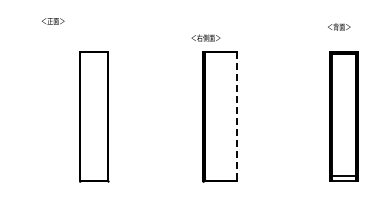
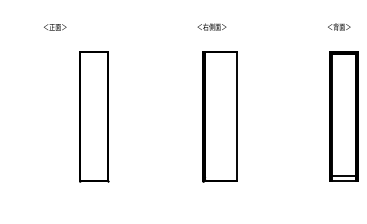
text position: (53, 21) -> (55, 27) (55, 27)
text position: (205, 37) -> (211, 26) (211, 26)
line: dashed -> solid (236, 116)
